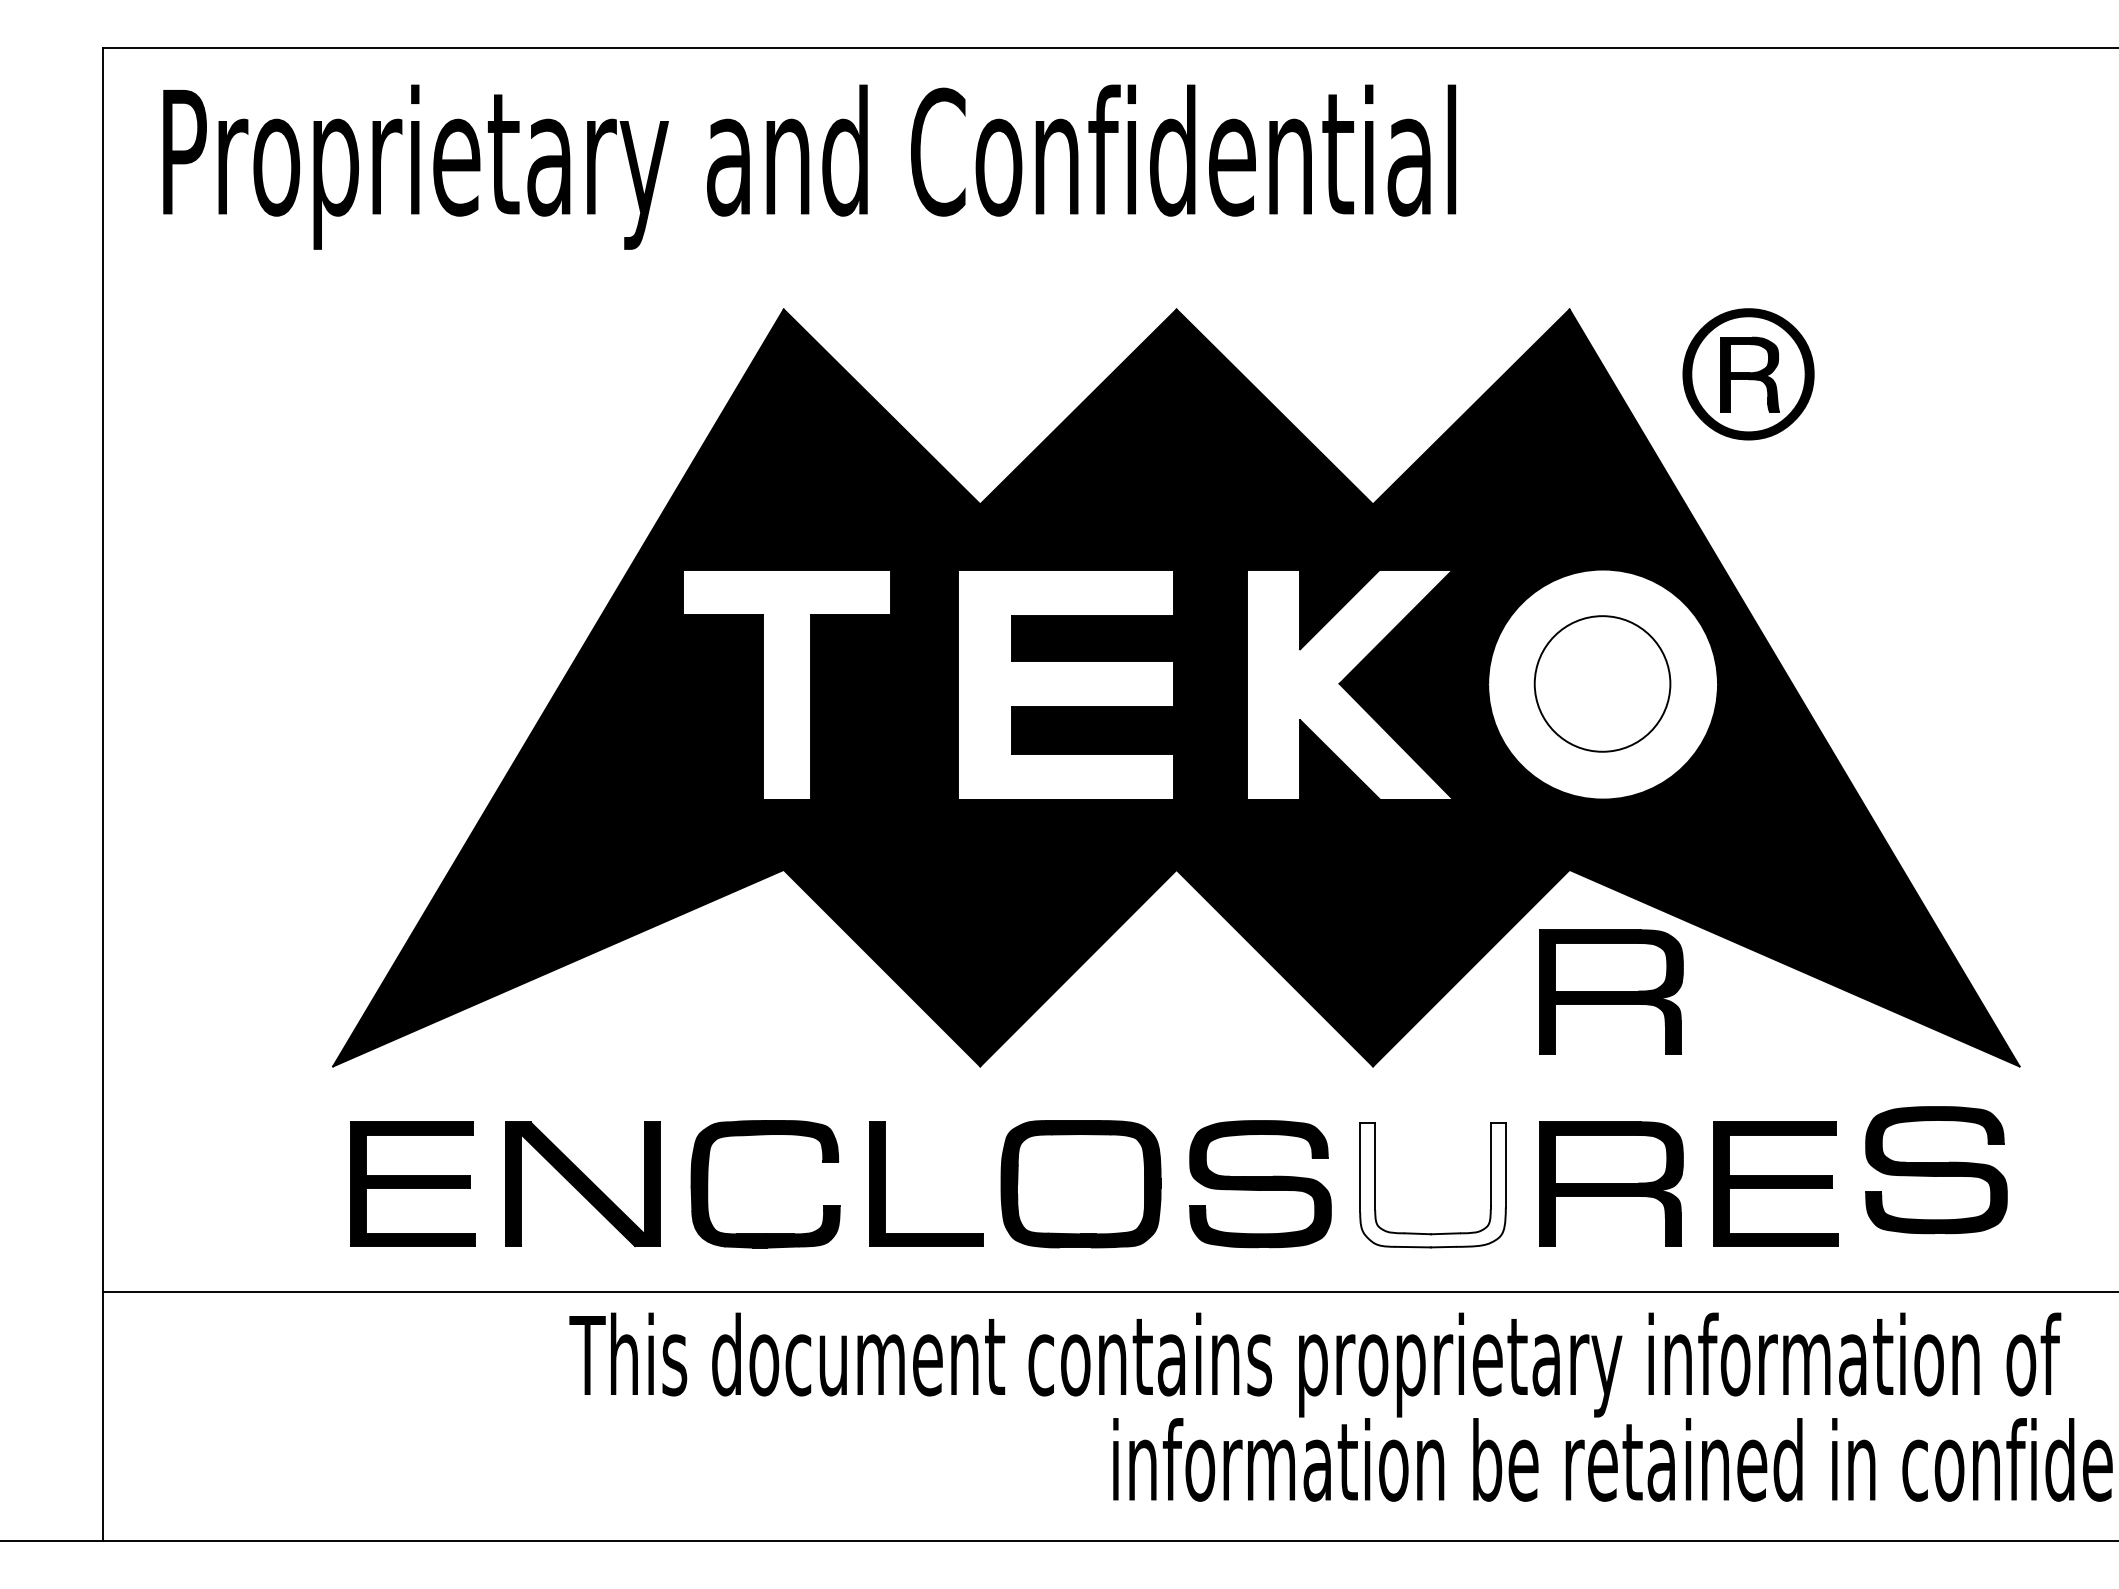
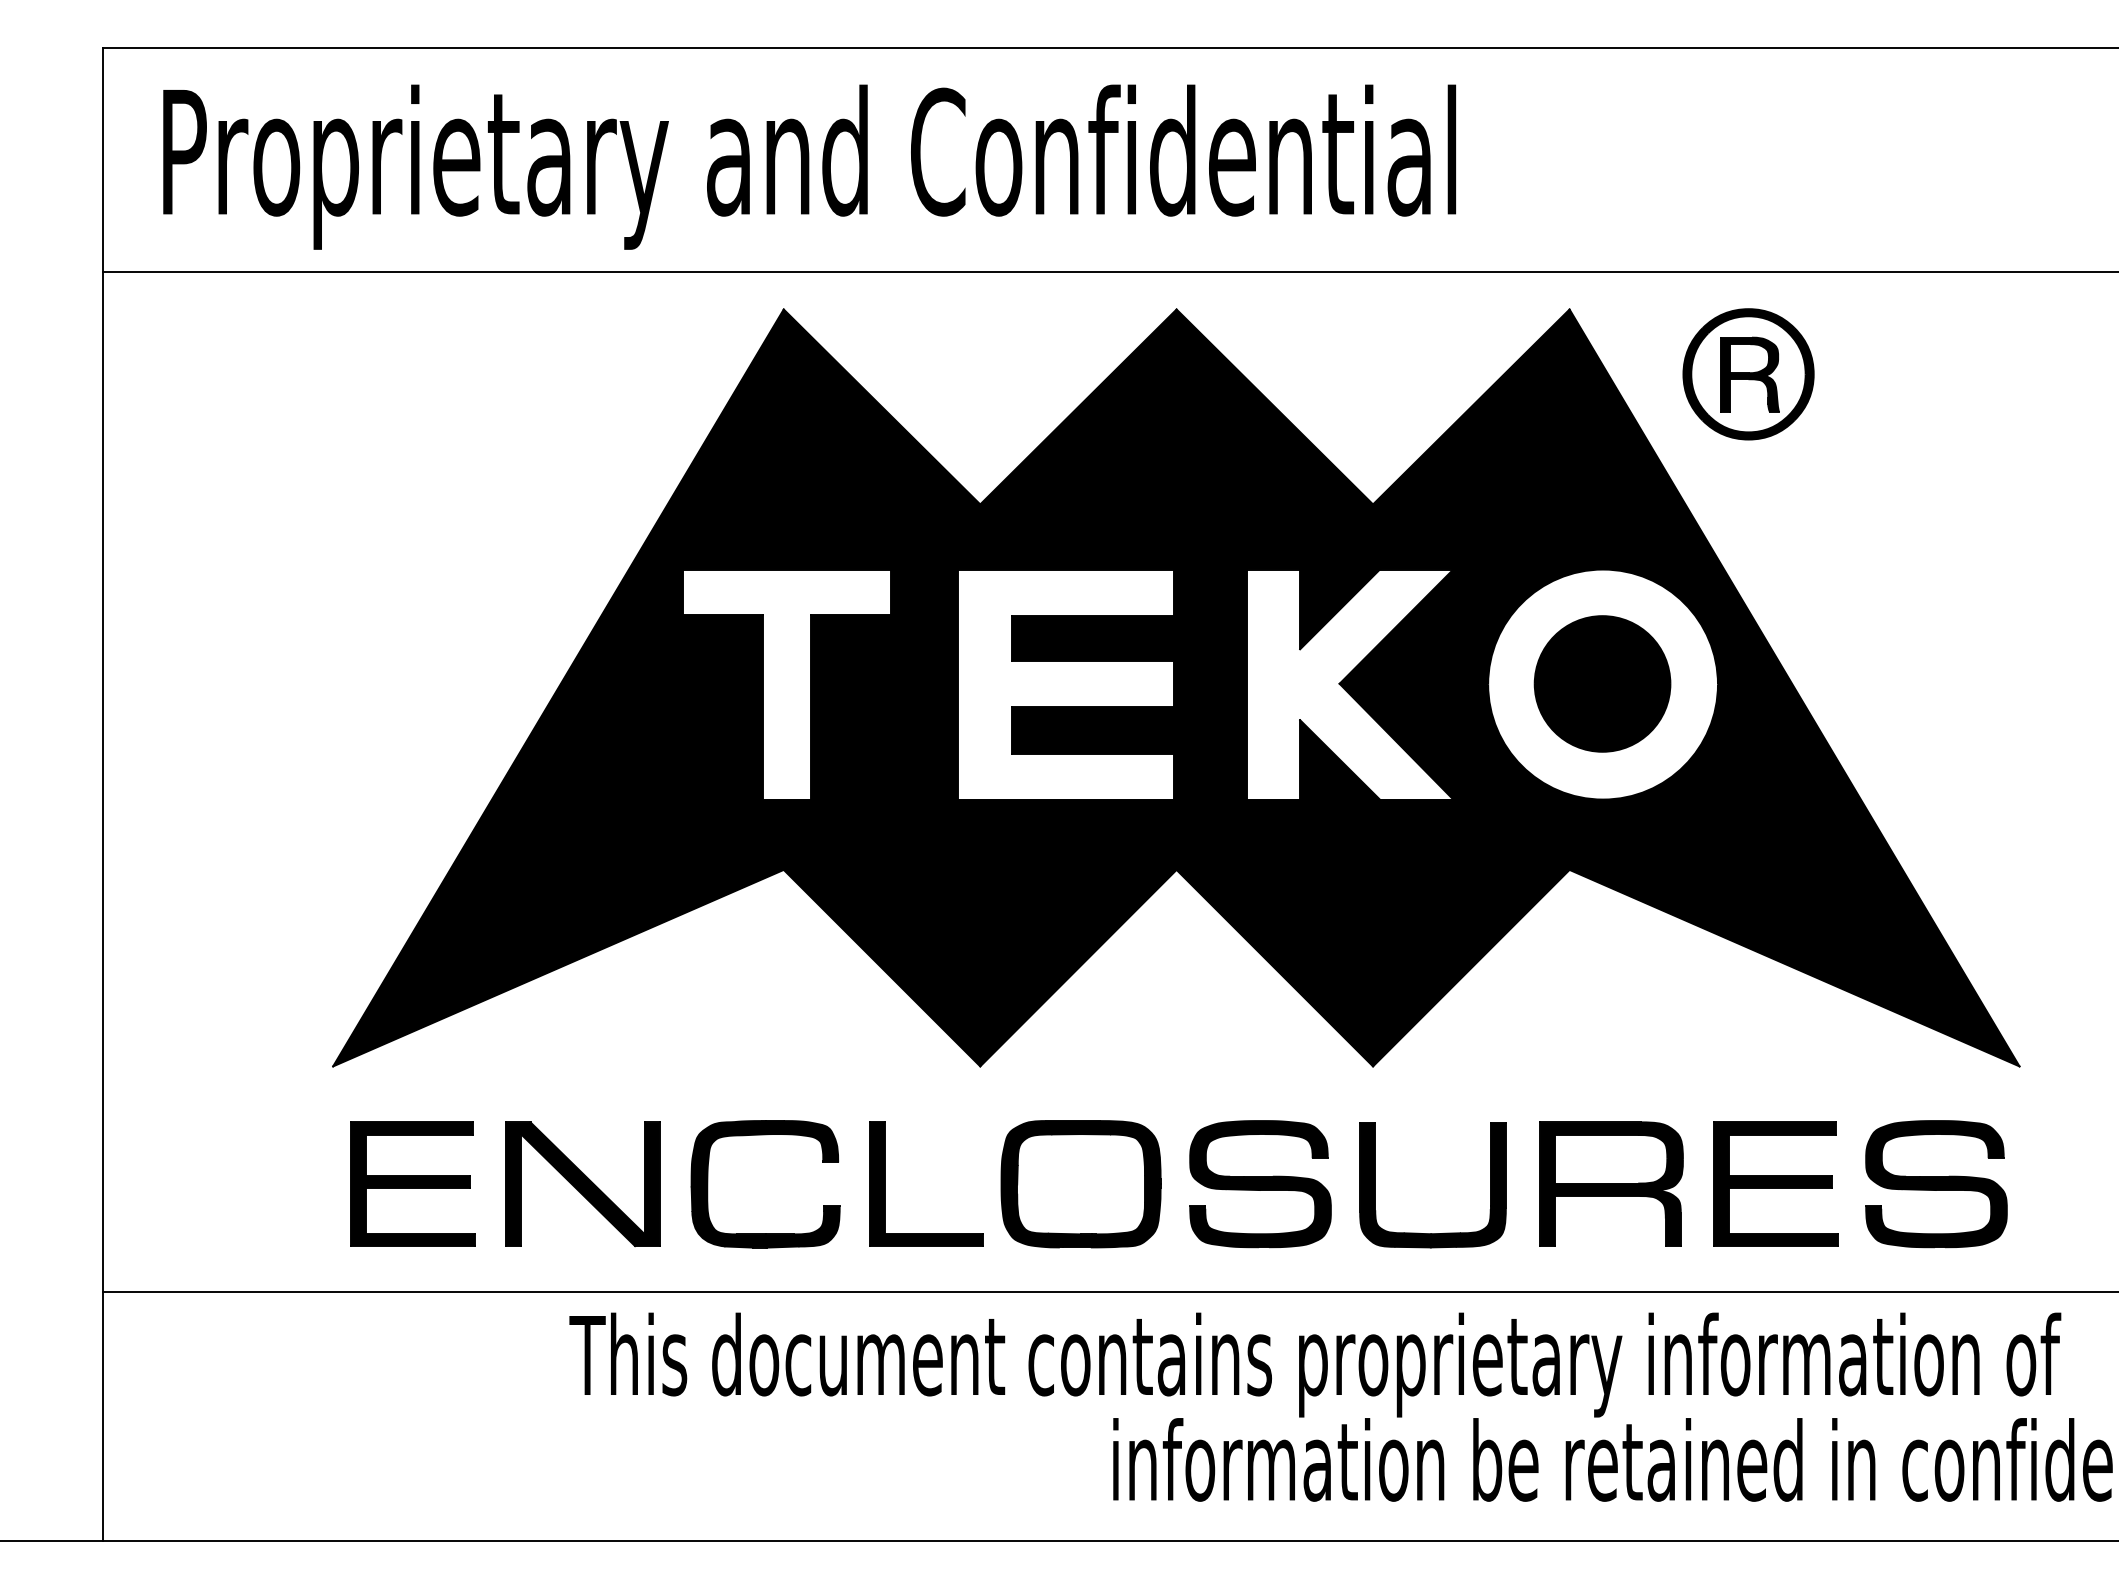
line: none -> present (1109, 271)
fill: none -> present (1602, 683)
part: present -> none (1611, 991)
part position: (1936, 1170) -> (1936, 1184) (1936, 1184)
fill: none -> present (1432, 1184)
